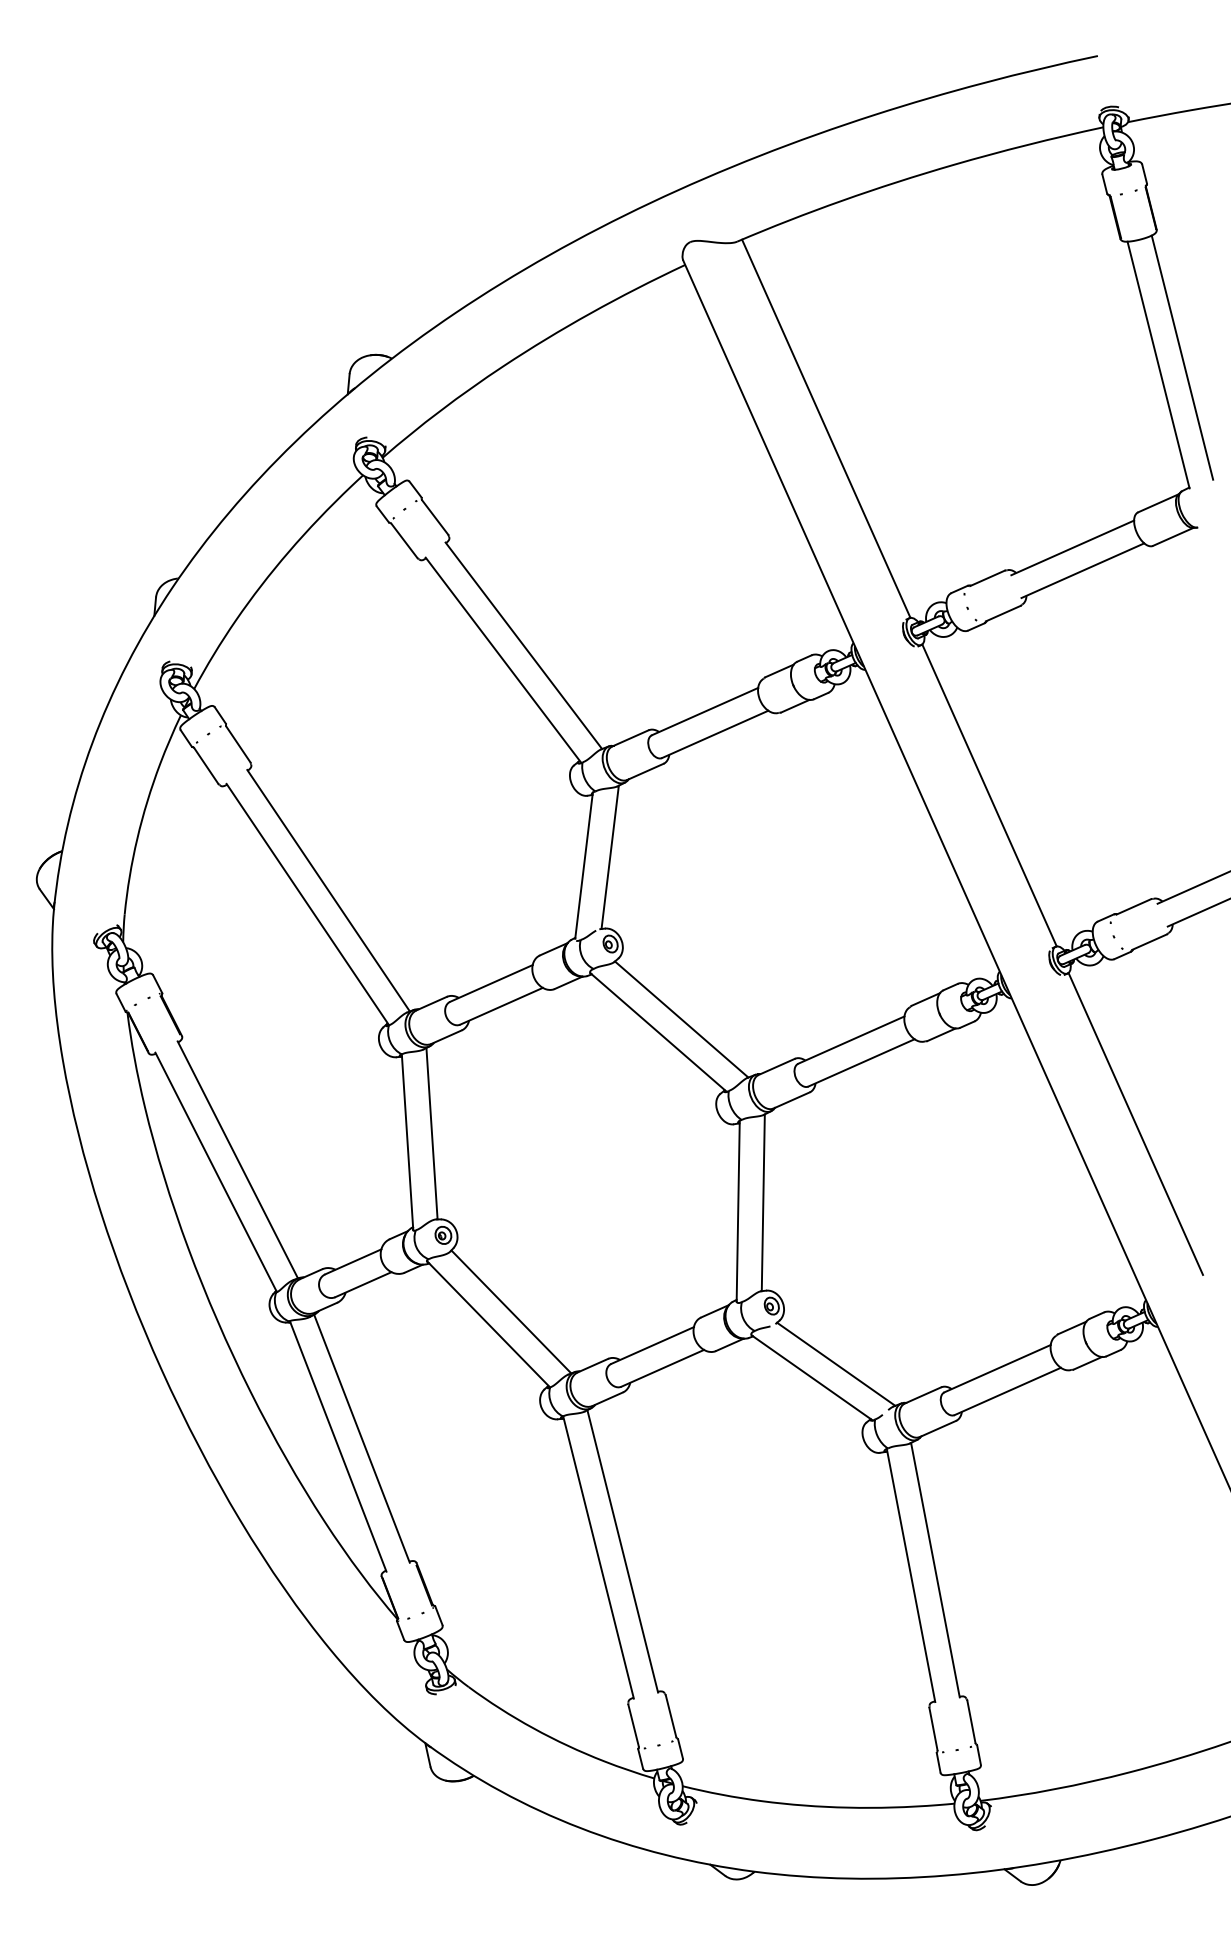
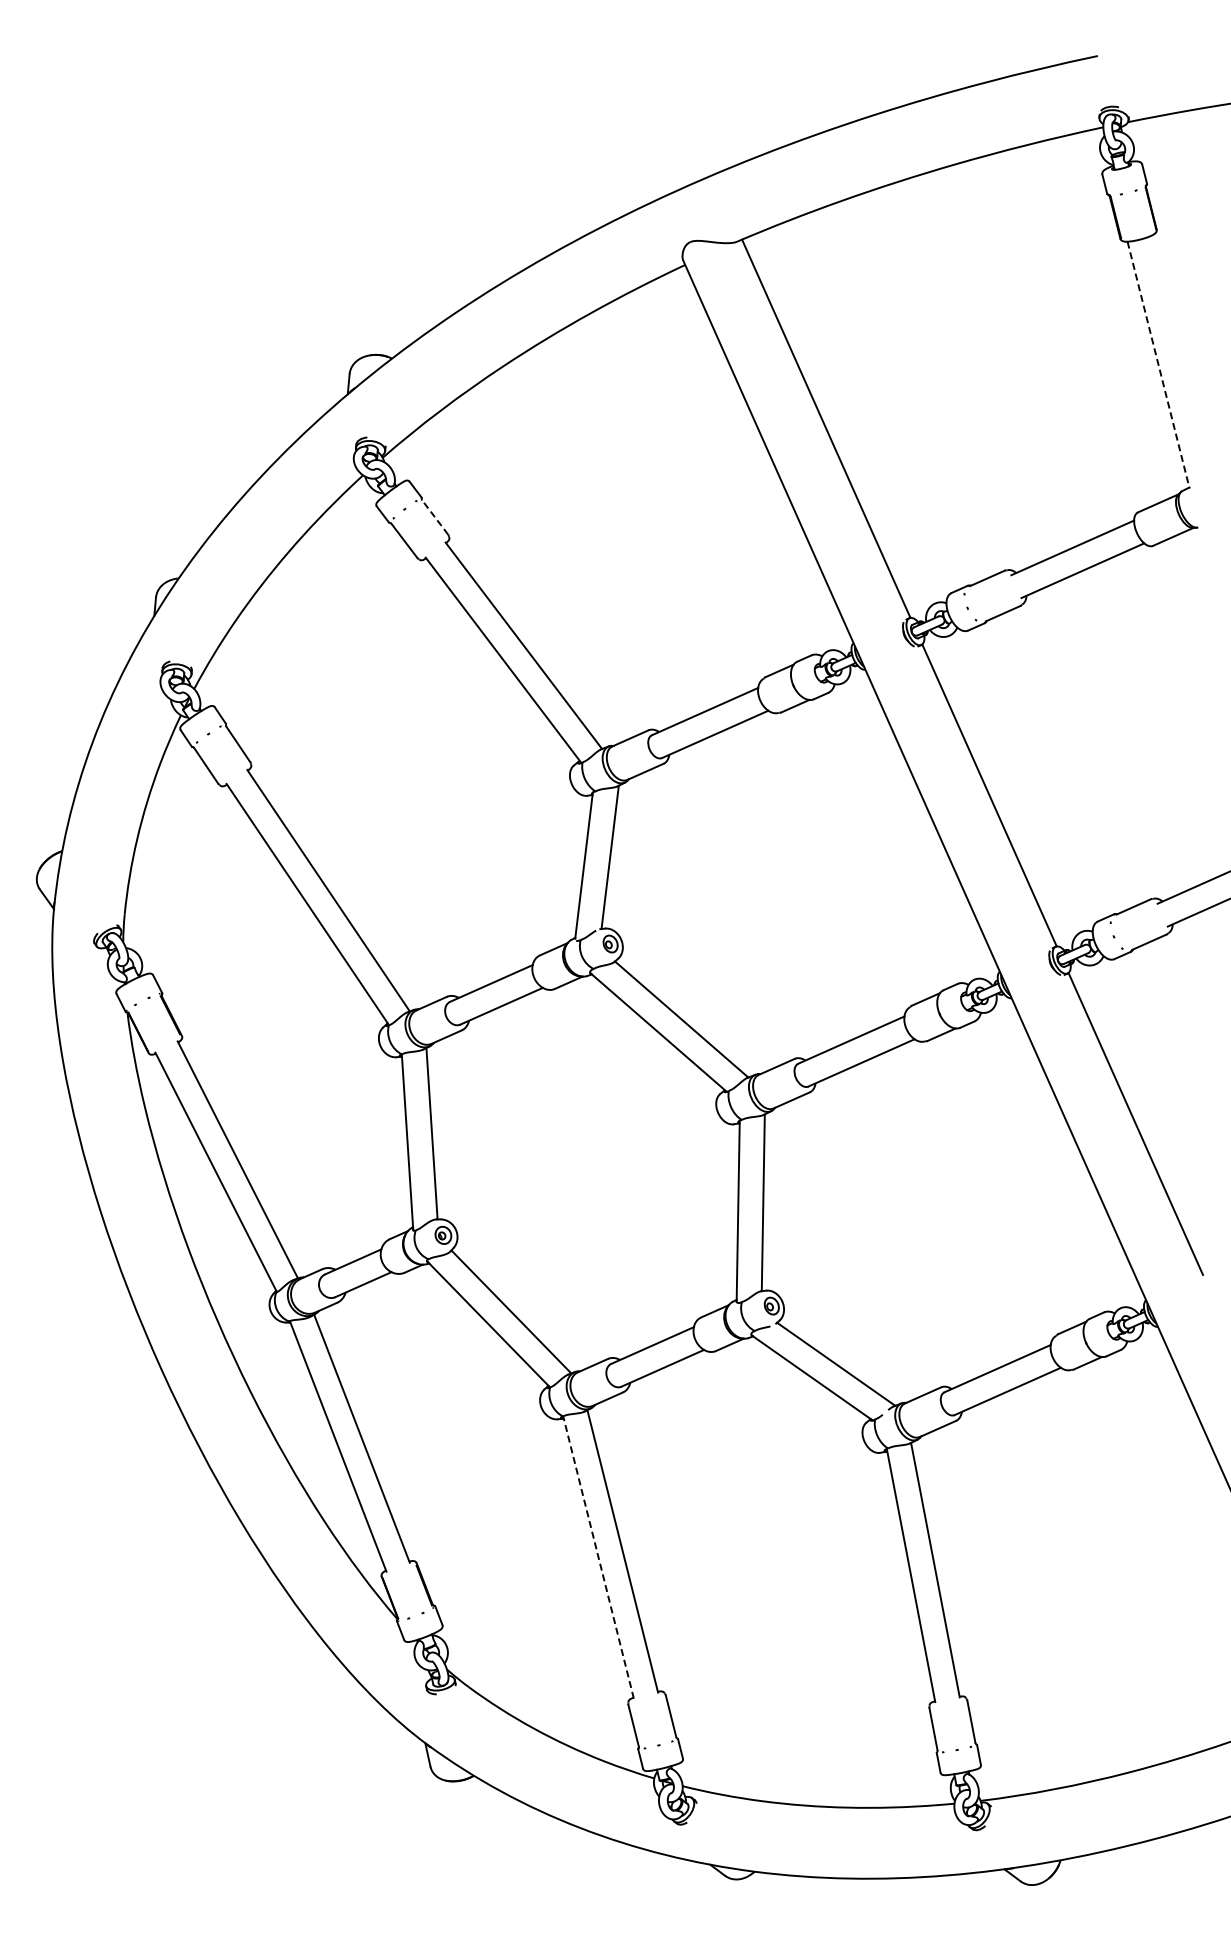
line: present -> none (1182, 357)
line: solid -> dashed (1158, 365)
line: solid -> dashed (434, 517)
line: solid -> dashed (598, 1557)
